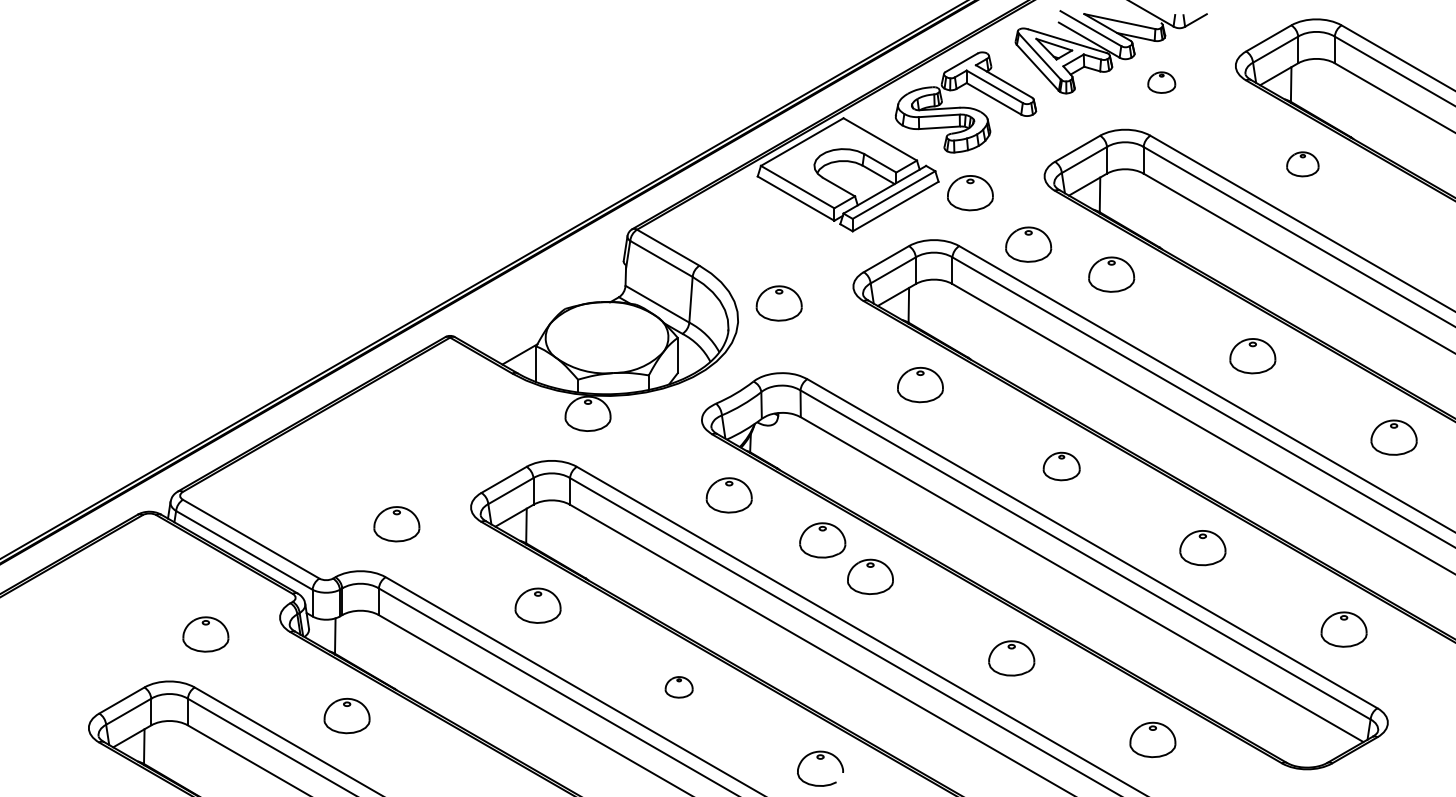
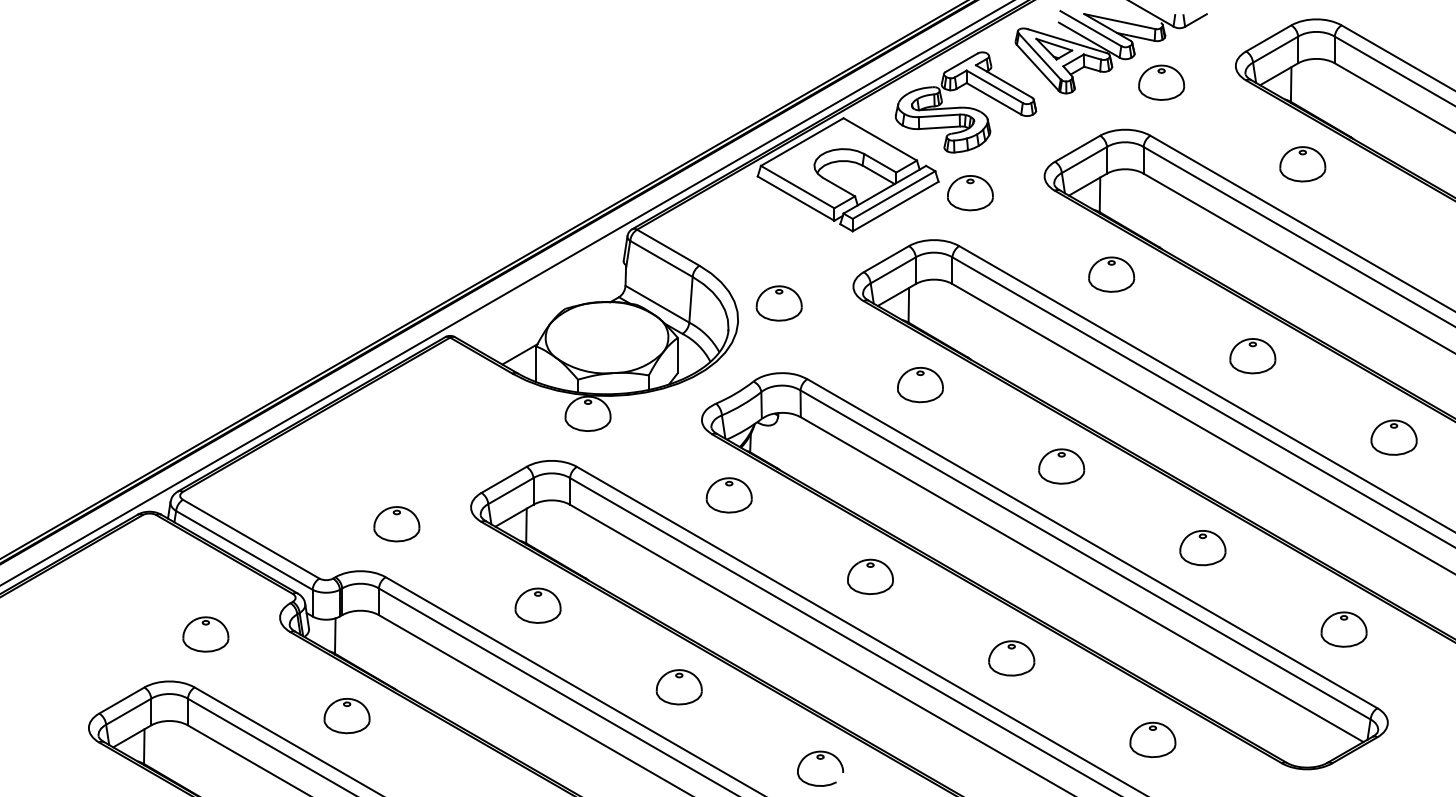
part size: 30x23 px -> 48x37 px (1161, 82)
part size: 34x27 px -> 48x37 px (1302, 164)
part: present -> none (1028, 244)
line: none -> present (506, 293)
part size: 39x31 px -> 48x37 px (1061, 466)
part: present -> none (822, 540)
part size: 30x23 px -> 48x37 px (678, 687)
